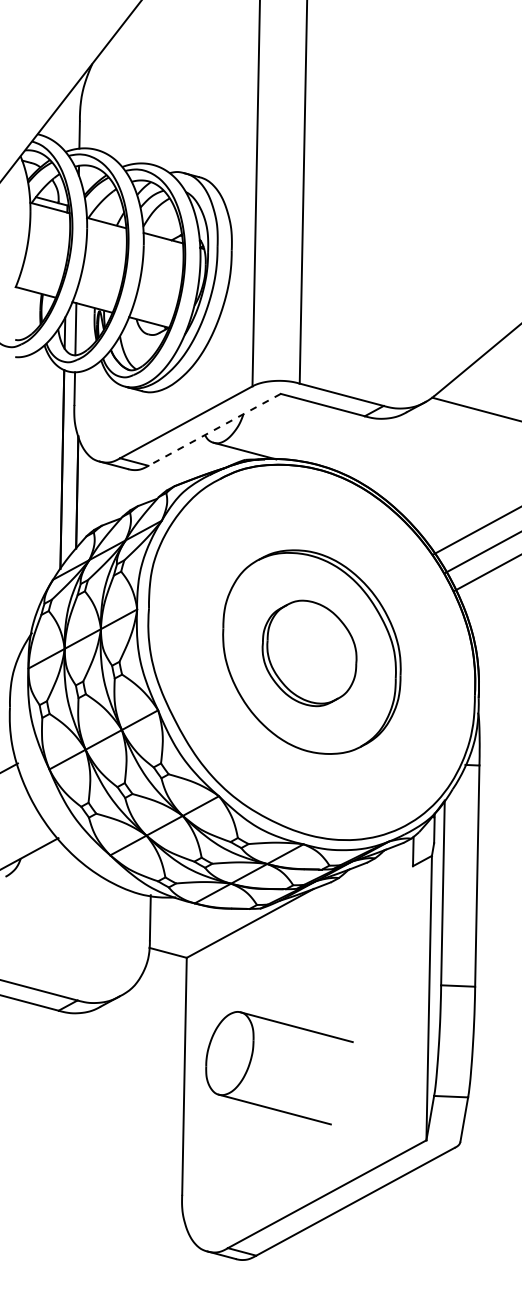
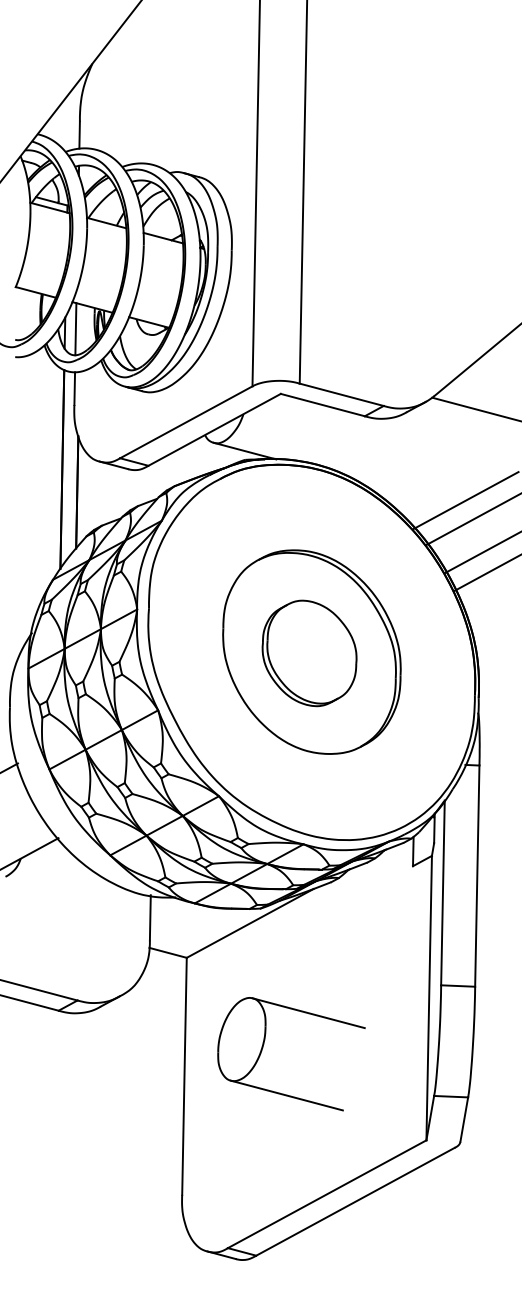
line: dashed -> solid (214, 430)
line: none -> present (465, 500)
line position: (475, 531) -> (472, 519) (472, 519)
part position: (252, 1058) -> (264, 1044) (264, 1044)
